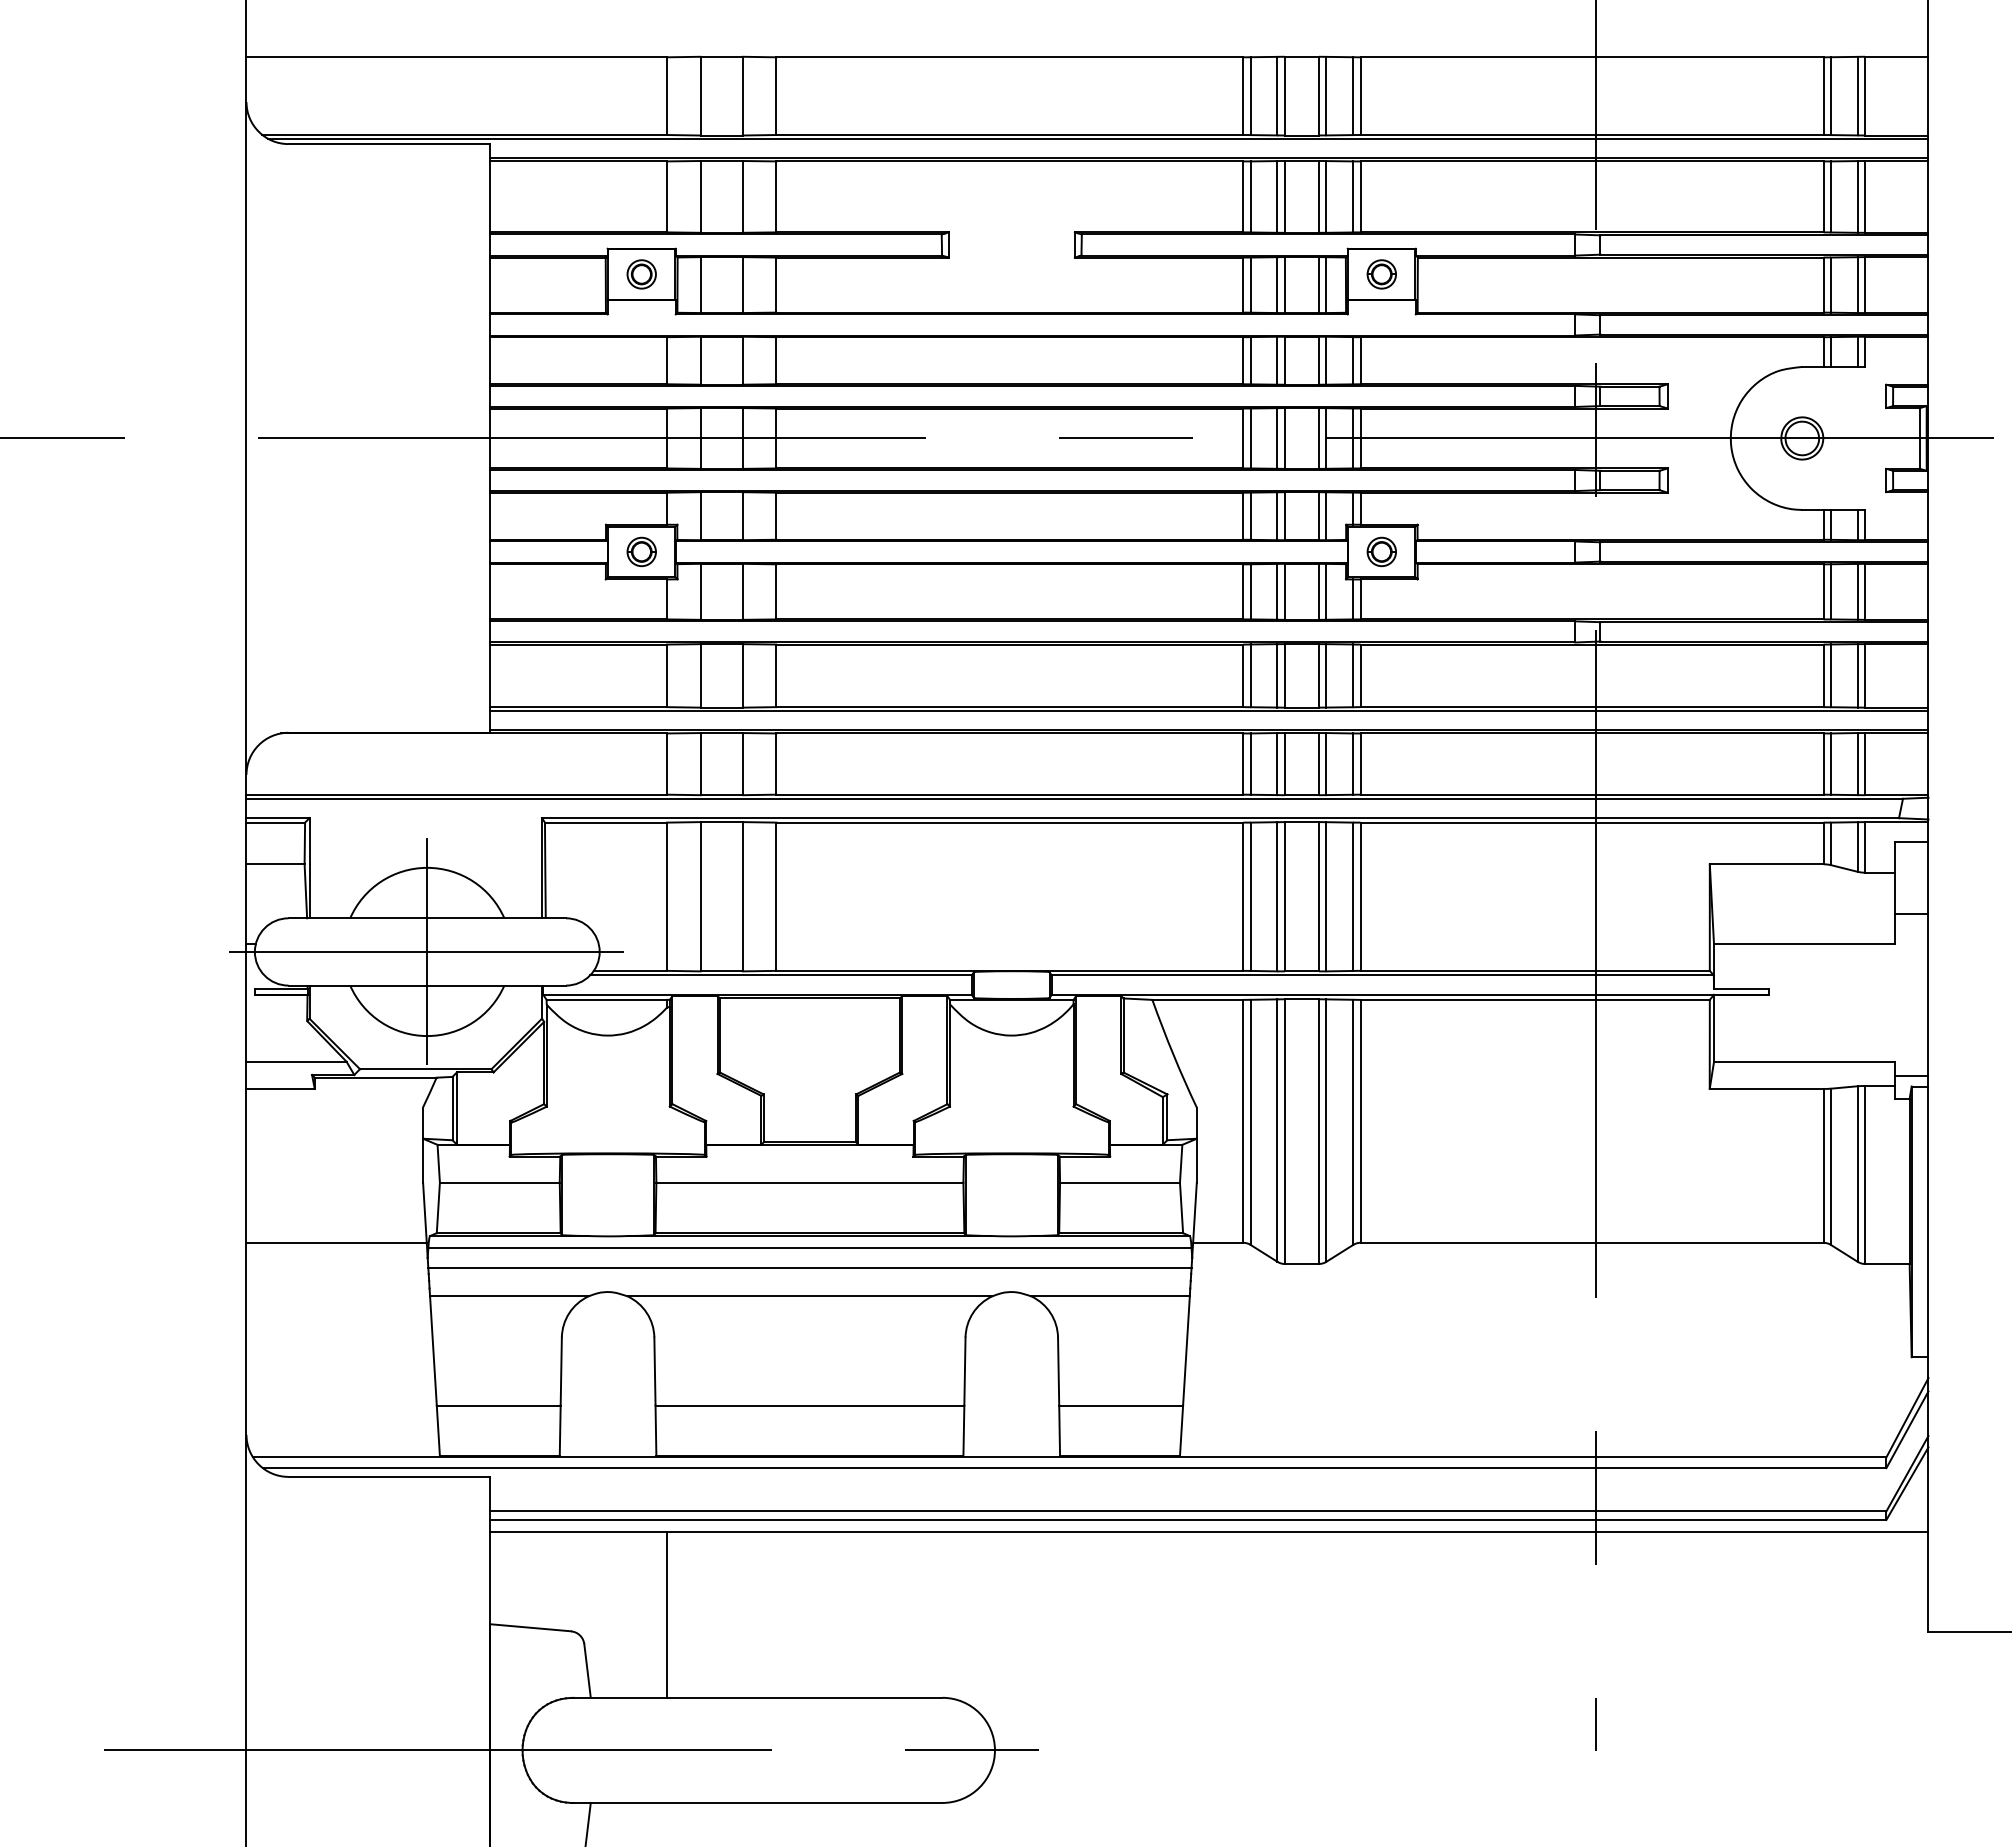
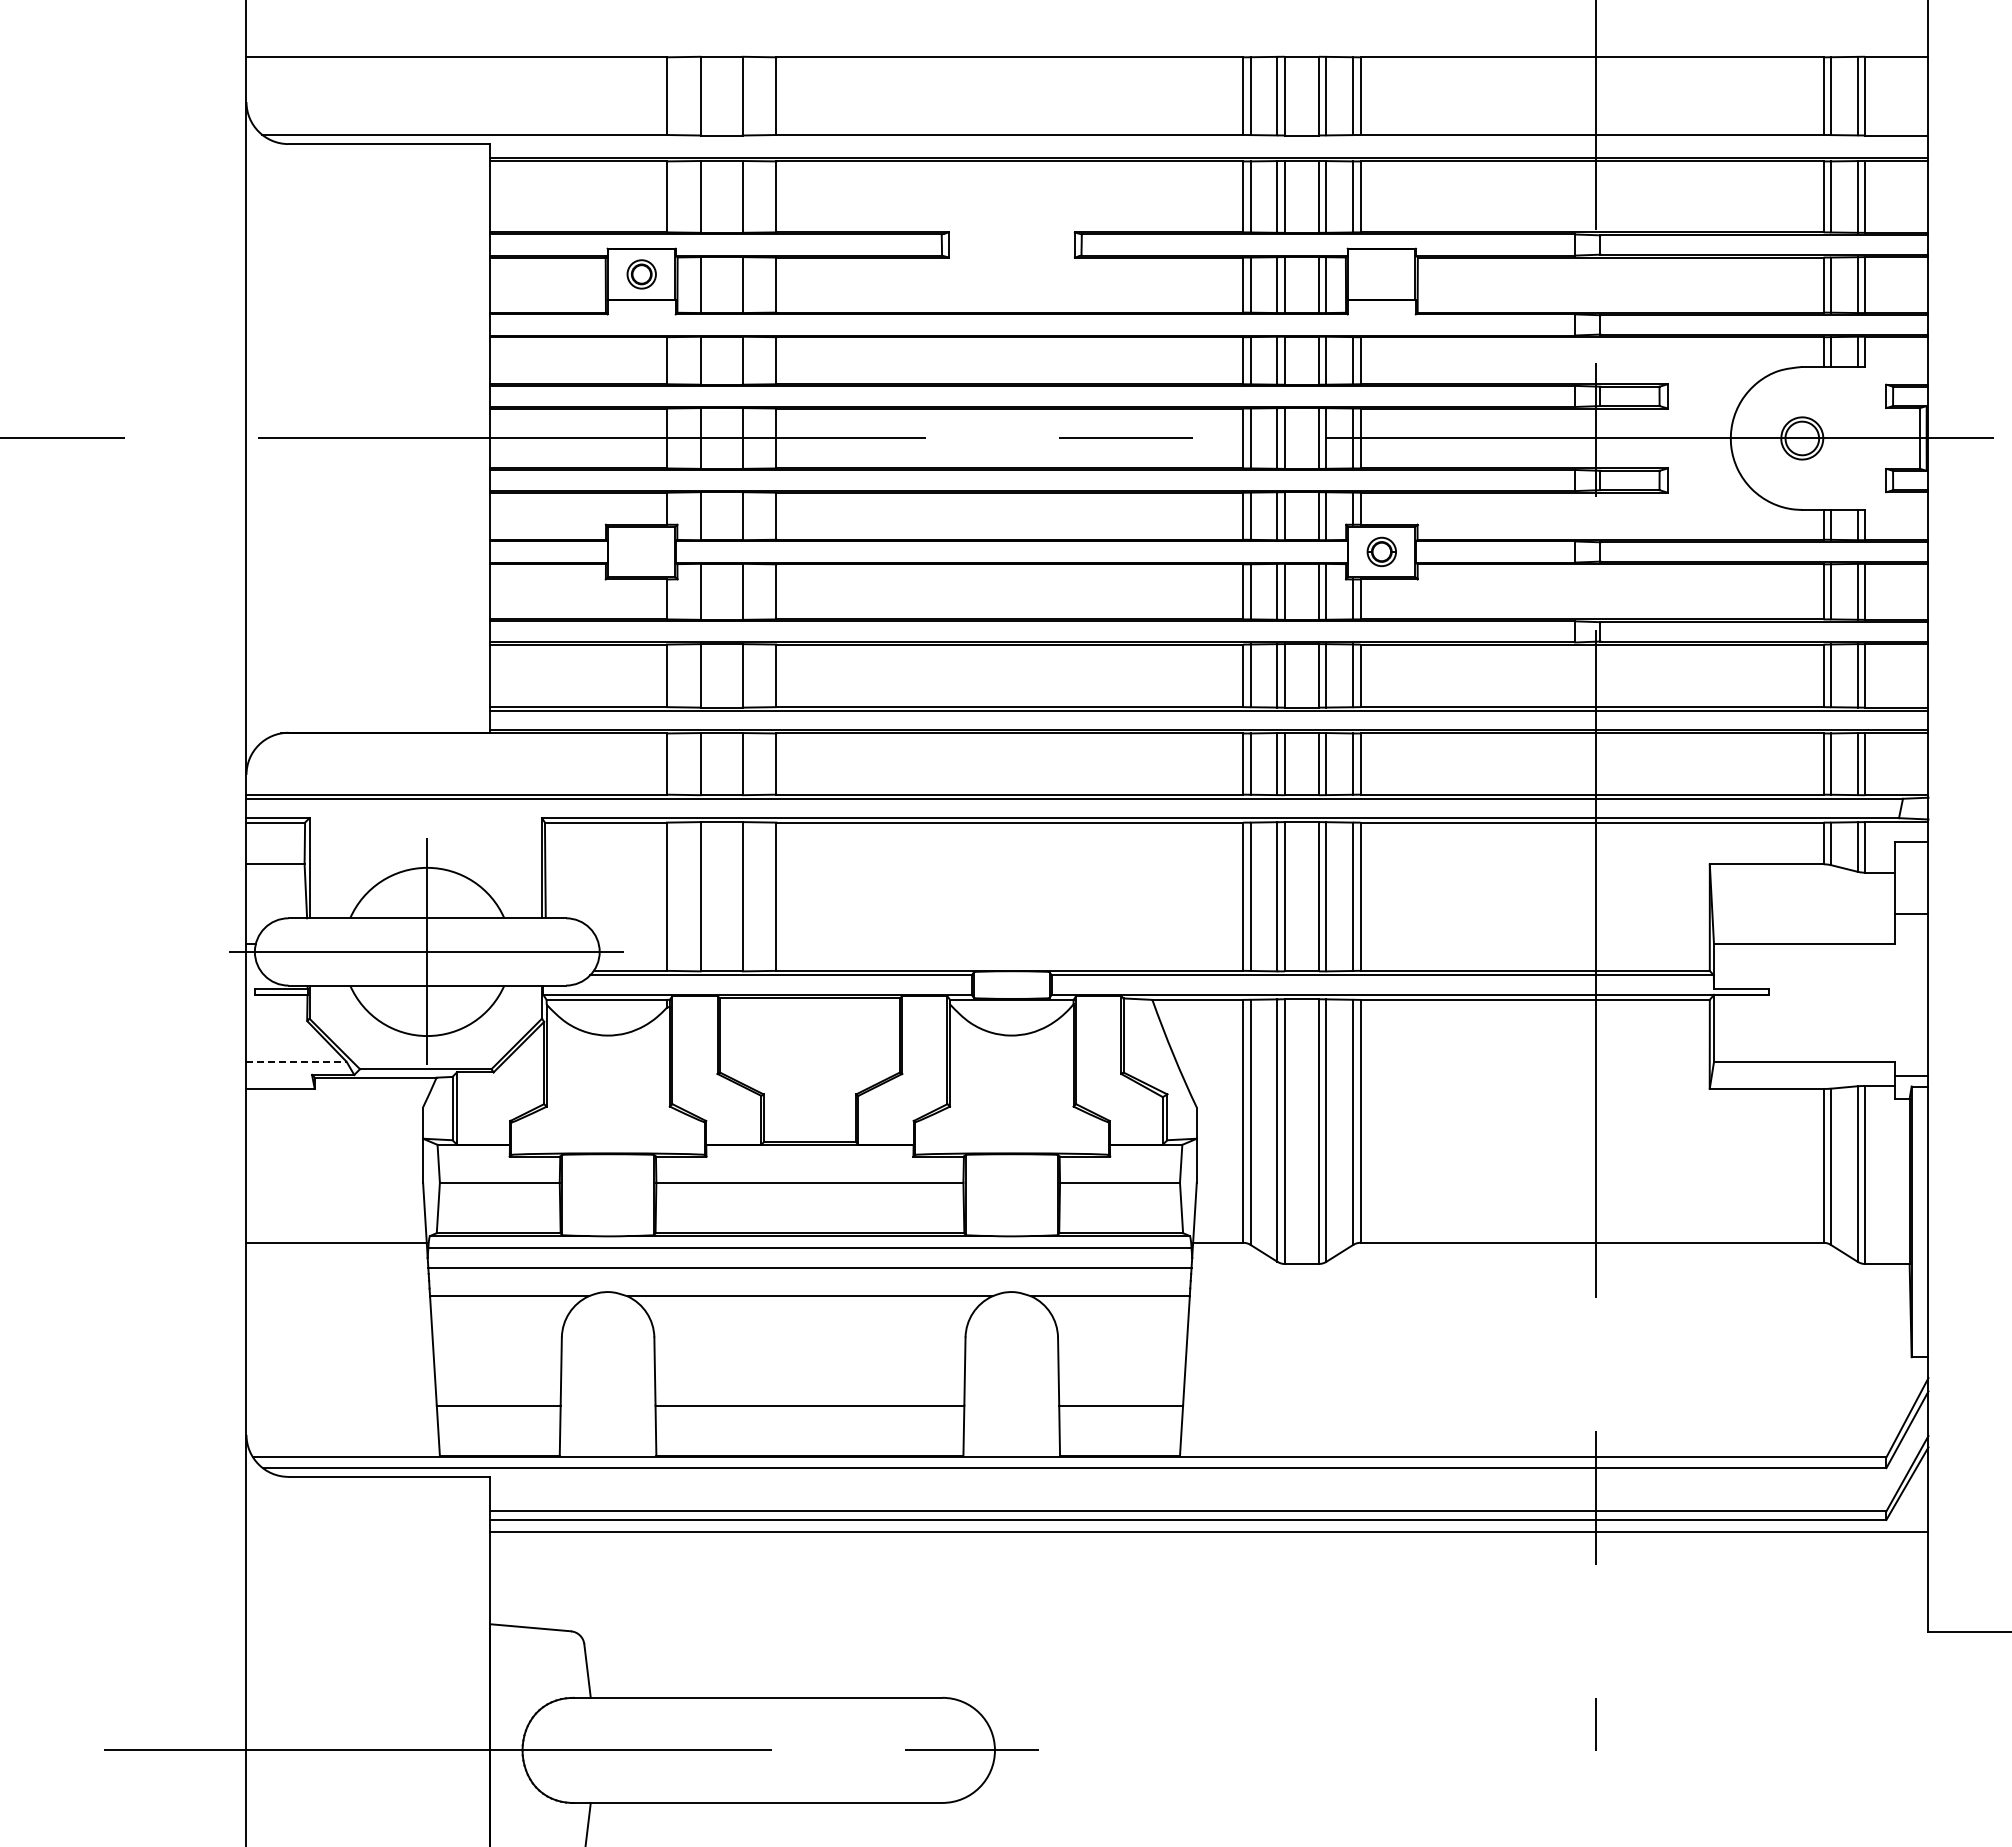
line: present -> none (1097, 138)
part: present -> none (1381, 274)
part: present -> none (641, 551)
line: solid -> dashed (297, 1061)
line: present -> none (666, 1614)
